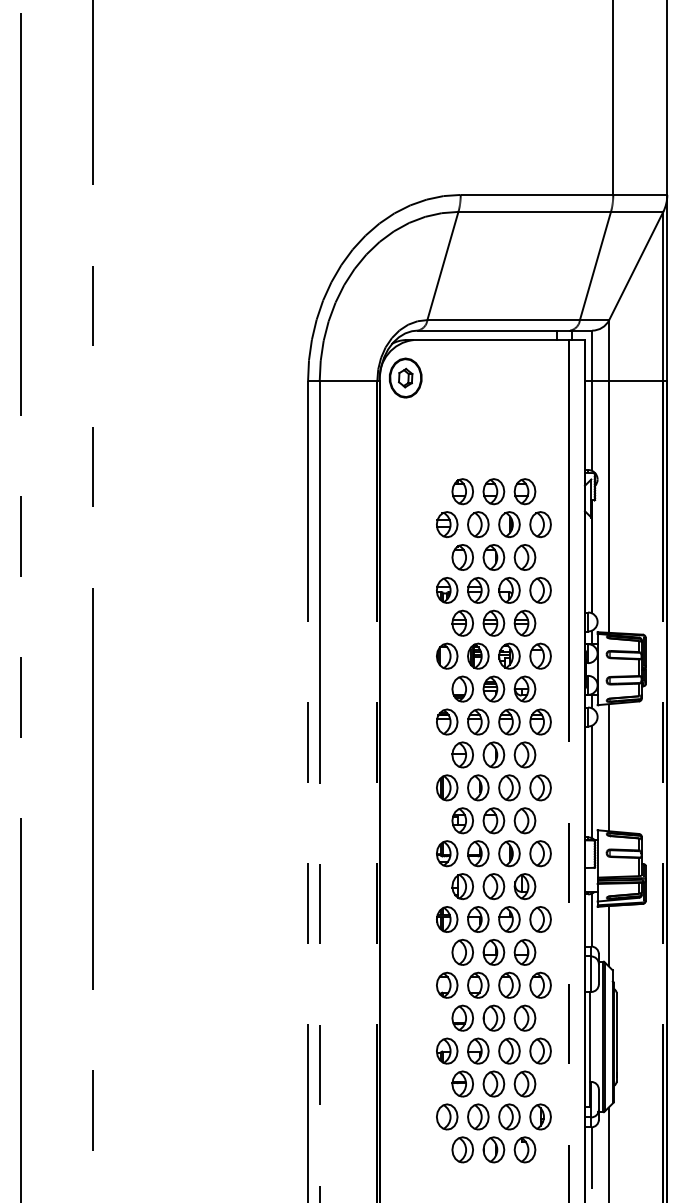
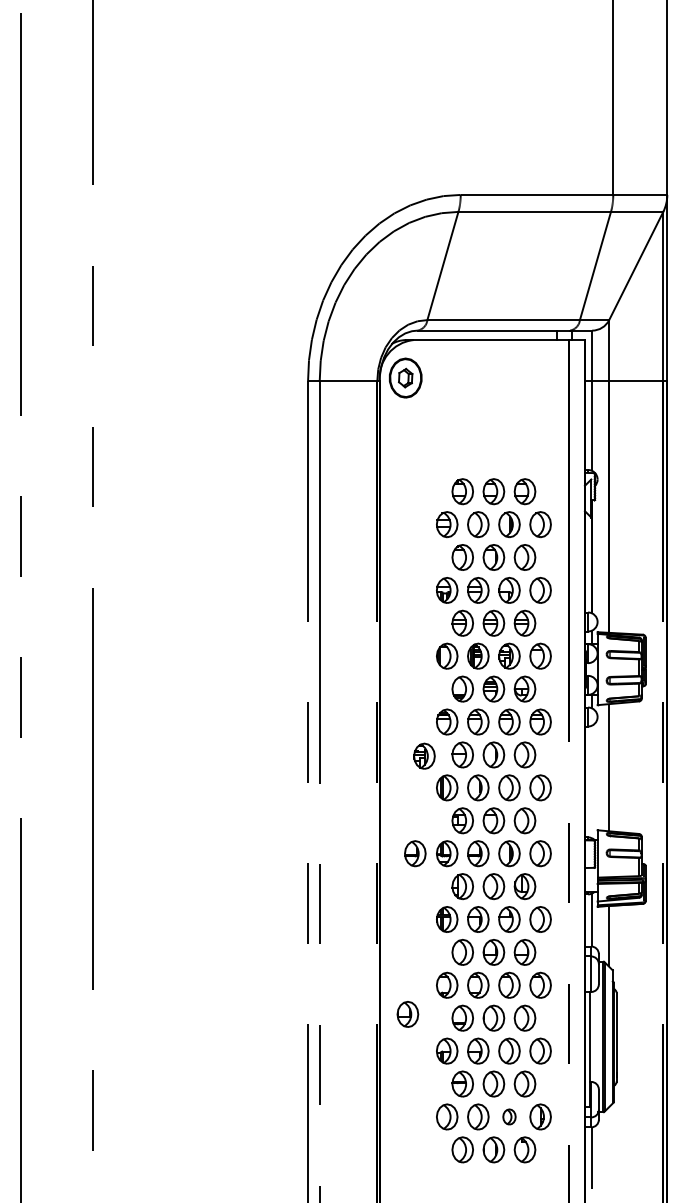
part: none -> present (424, 755)
line: present -> none (592, 781)
part: none -> present (415, 853)
part: none -> present (407, 1014)
part size: 23x28 px -> 15x18 px (509, 1116)
line: present -> none (609, 1153)
